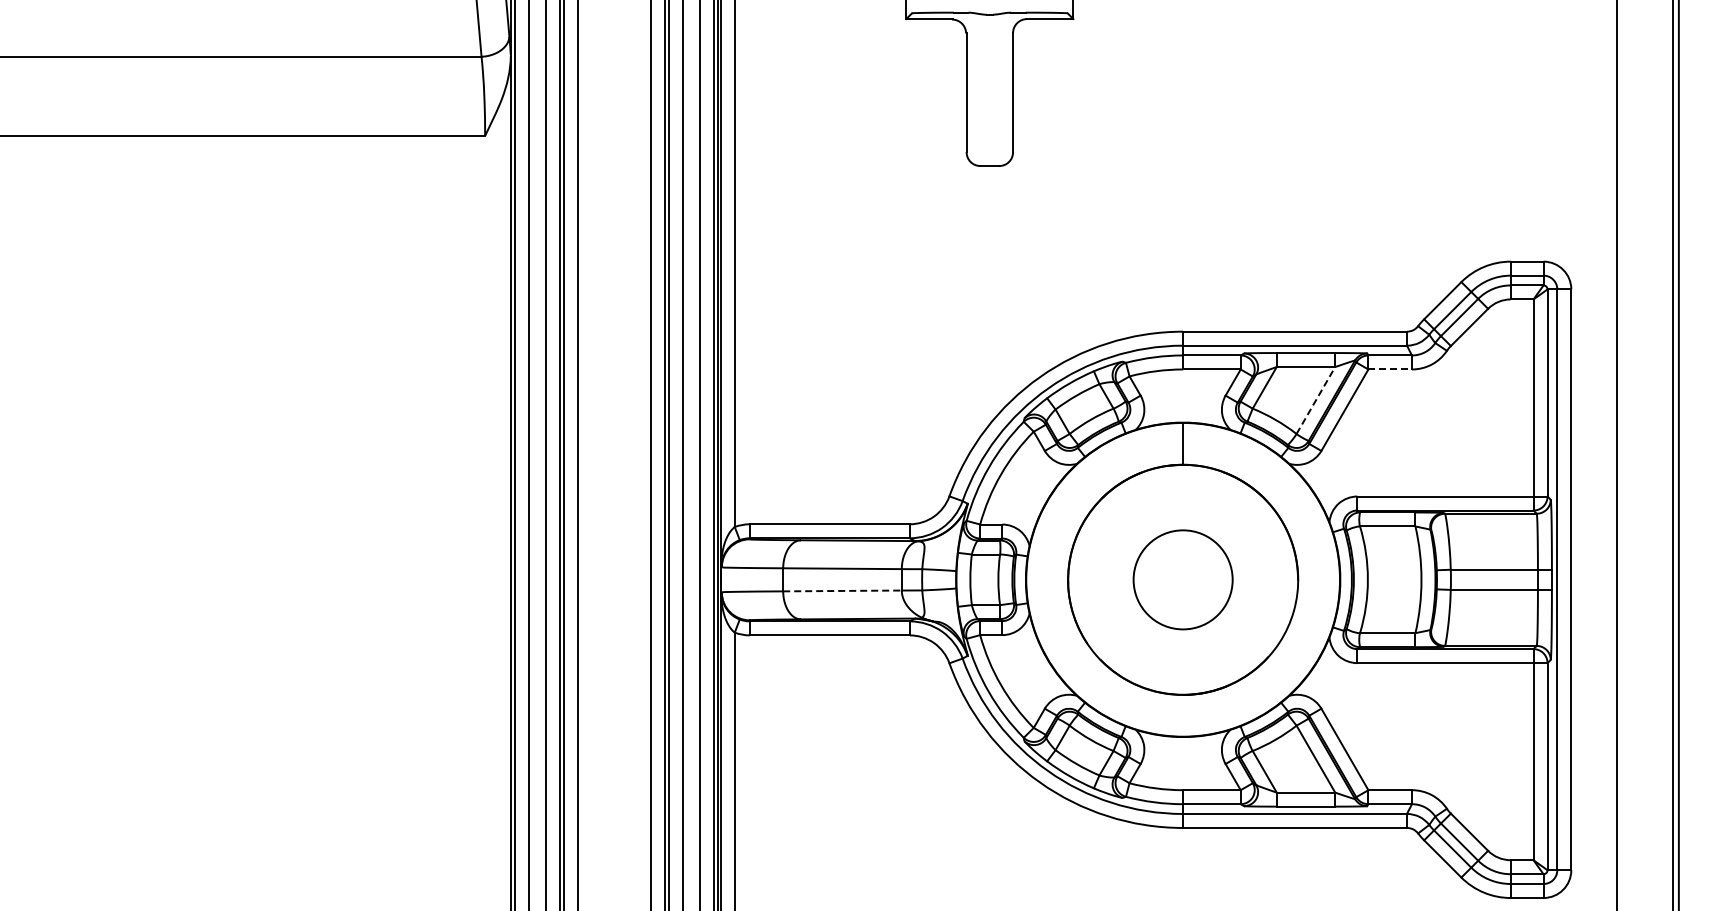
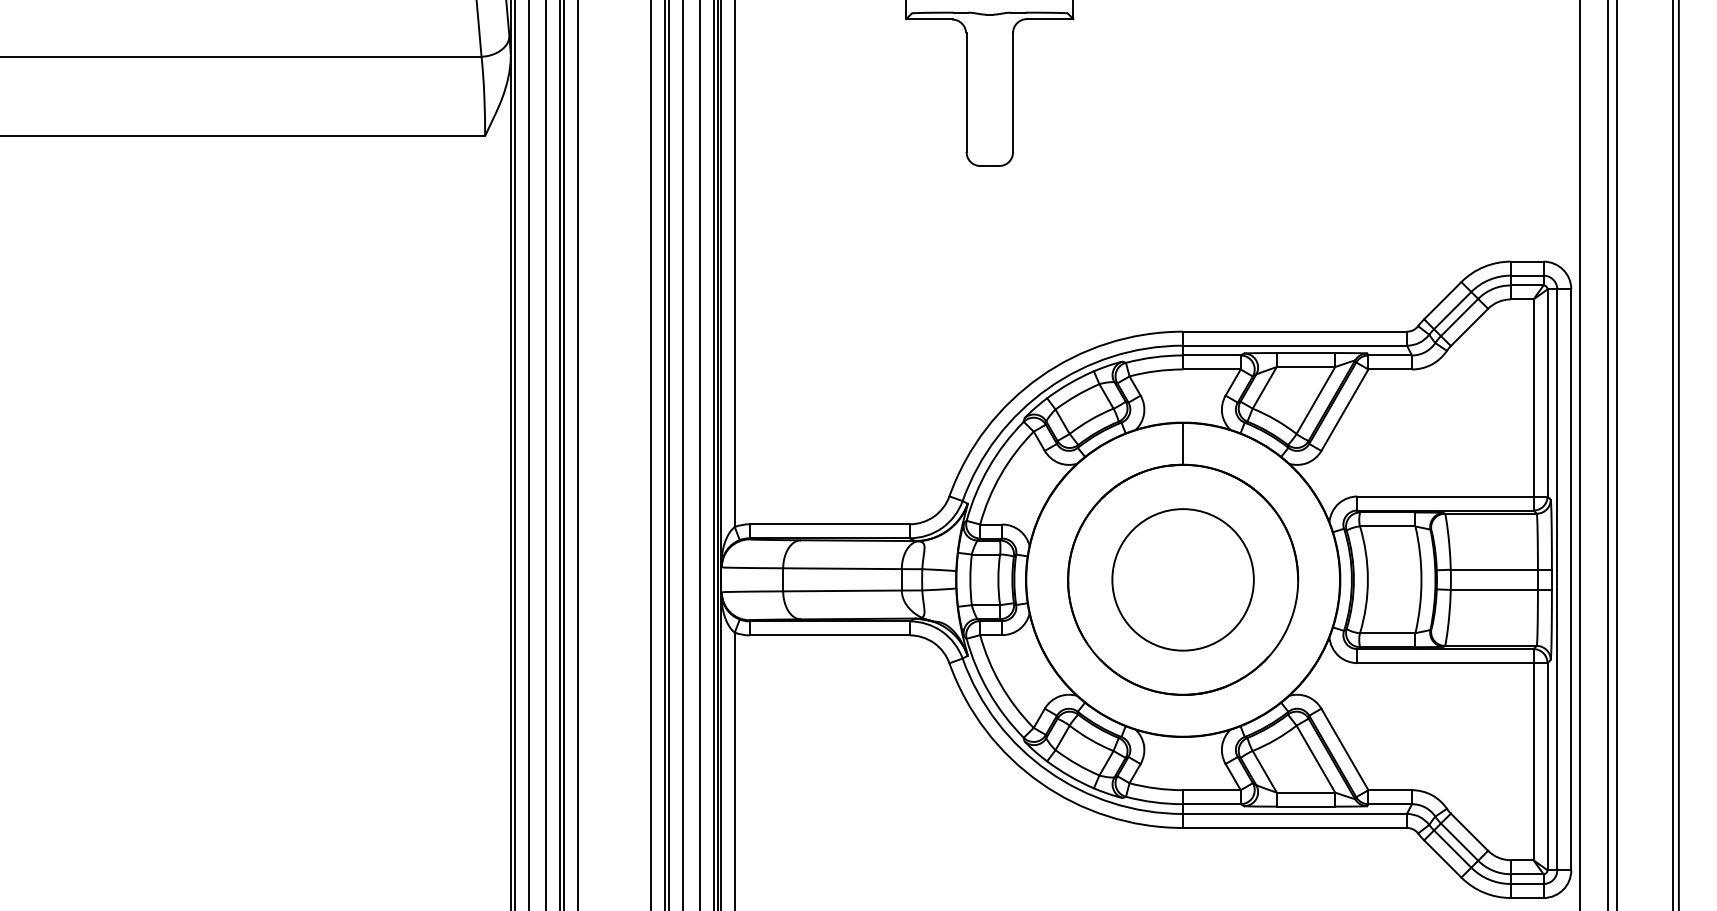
line: dashed -> solid (1390, 369)
line: dashed -> solid (1315, 400)
line: none -> present (1580, 454)
line: none -> present (1608, 454)
circle diameter: 99 px -> 142 px (1182, 579)
line: dashed -> solid (843, 590)
